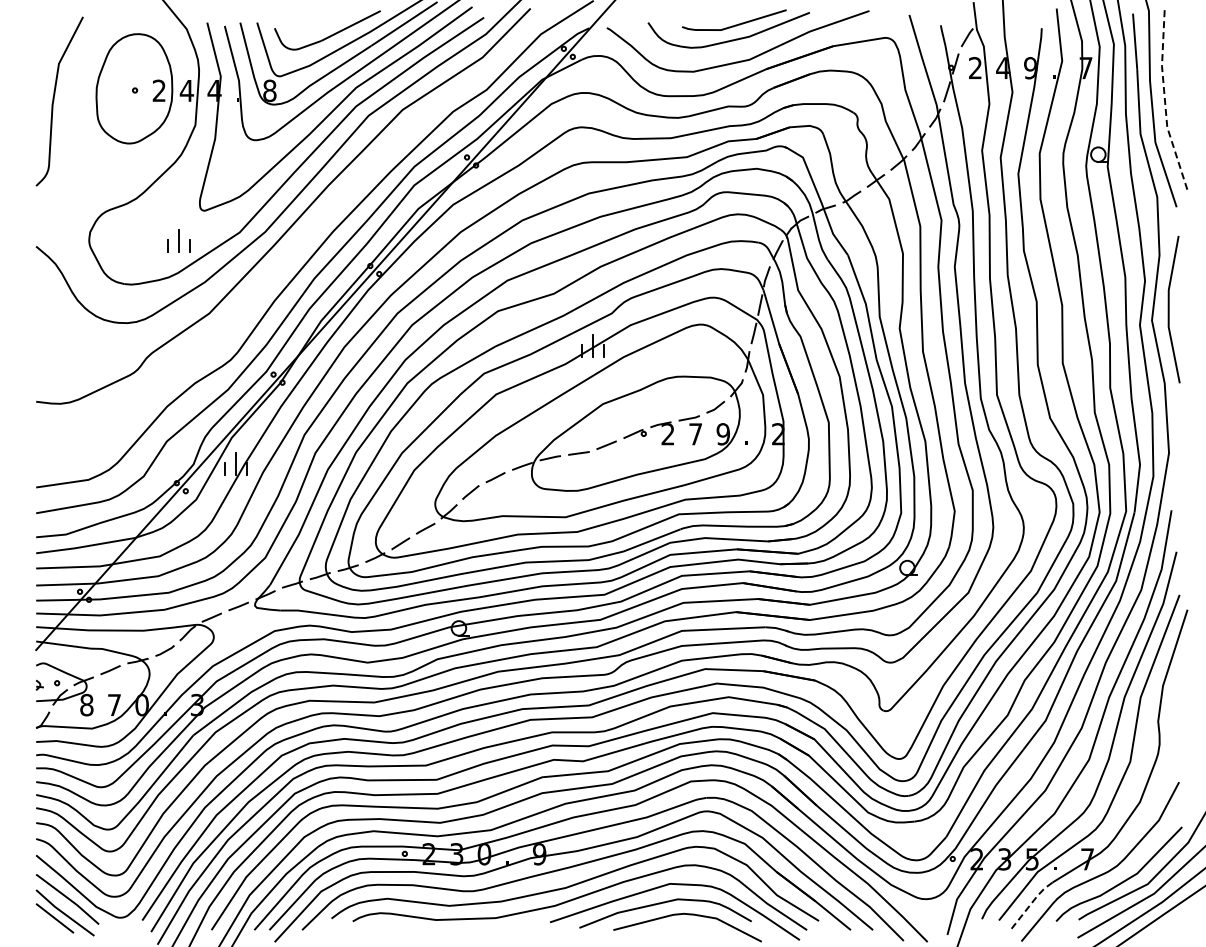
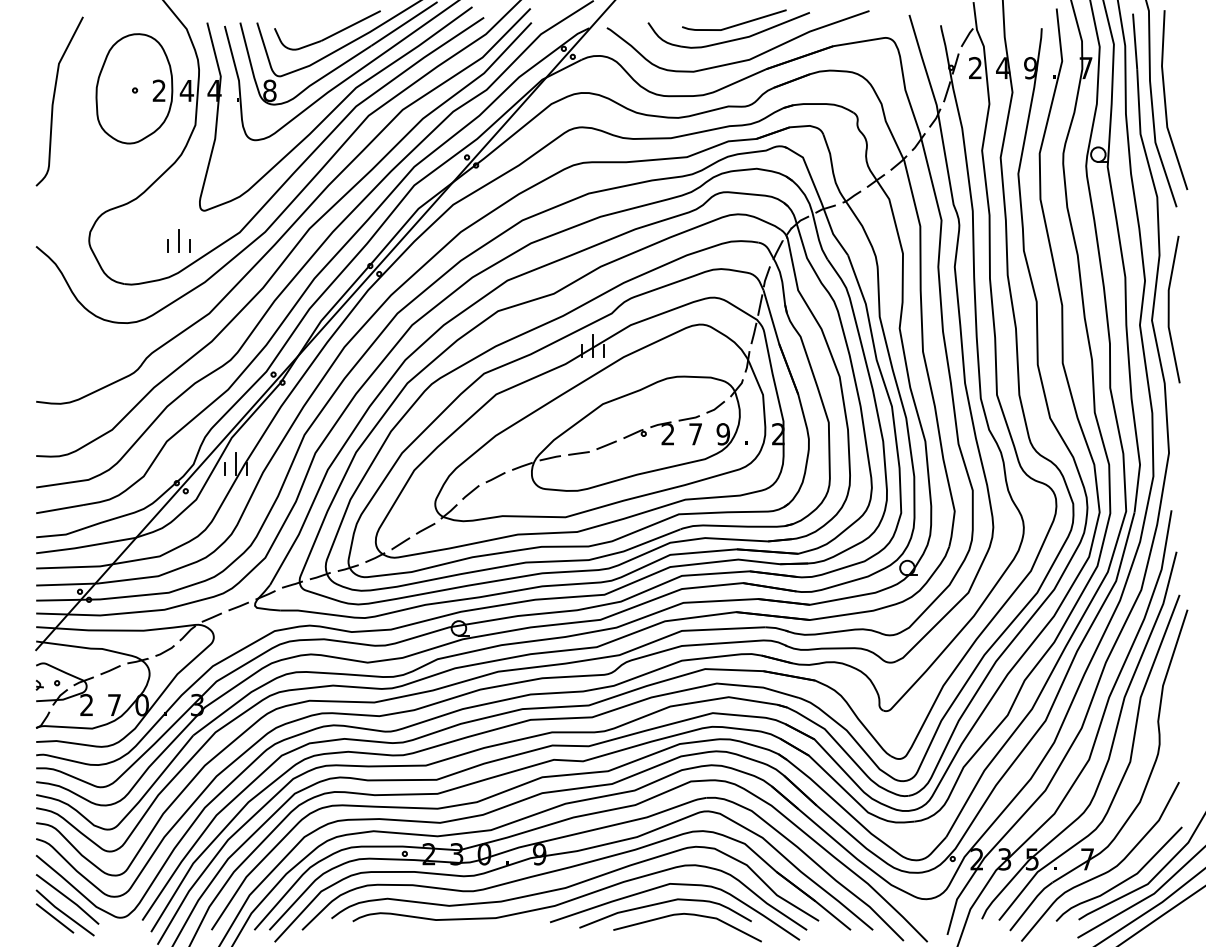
line: dashed -> solid (1165, 101)
curve: none -> present (293, 247)
text: 8 -> 2 (86, 705)
line: dashed -> solid (1030, 904)
